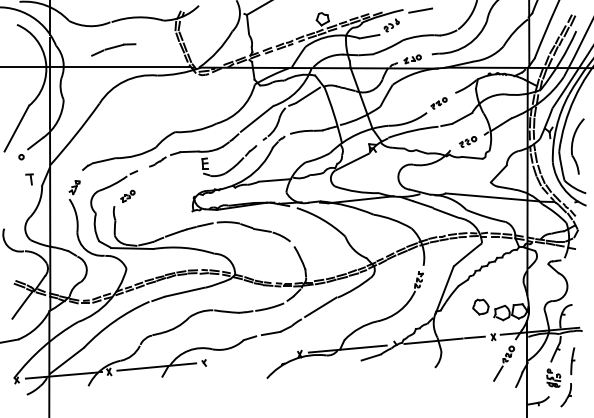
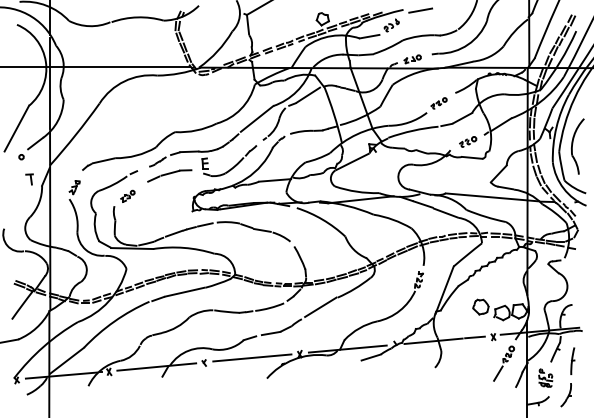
part position: (113, 49) -> (169, 175) (169, 175)
line: none -> present (252, 357)
part position: (553, 377) -> (545, 377) (545, 377)
